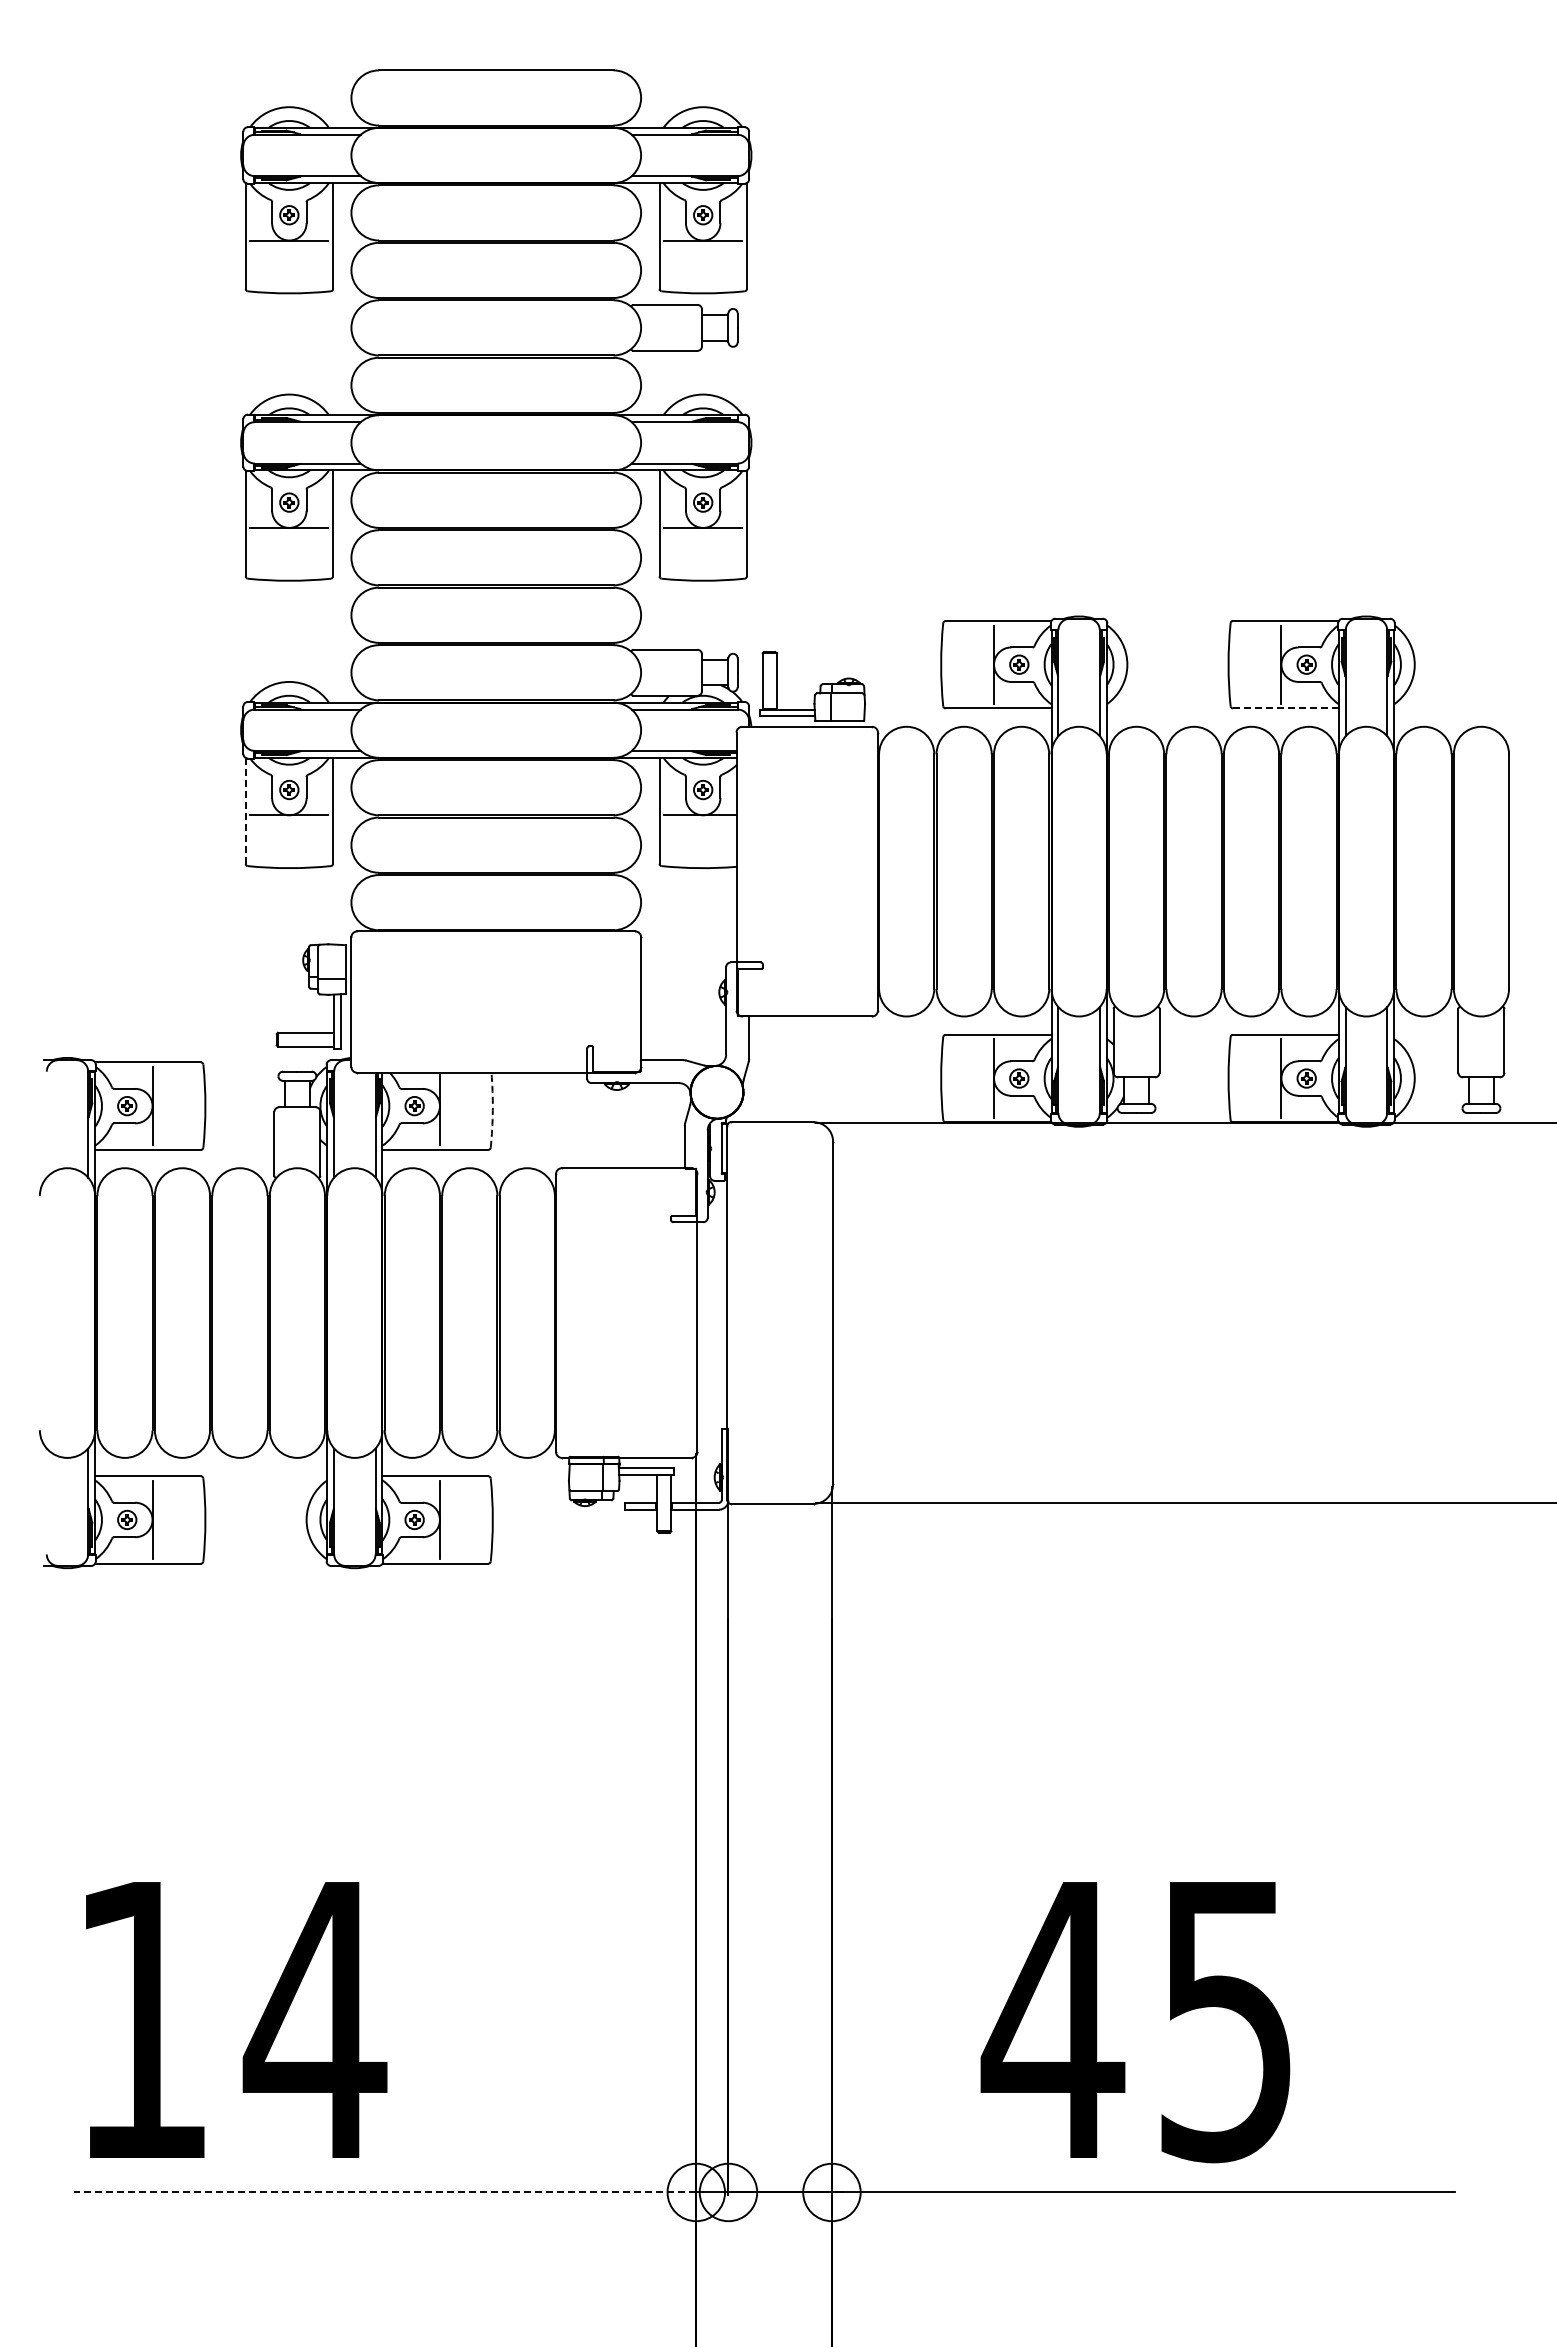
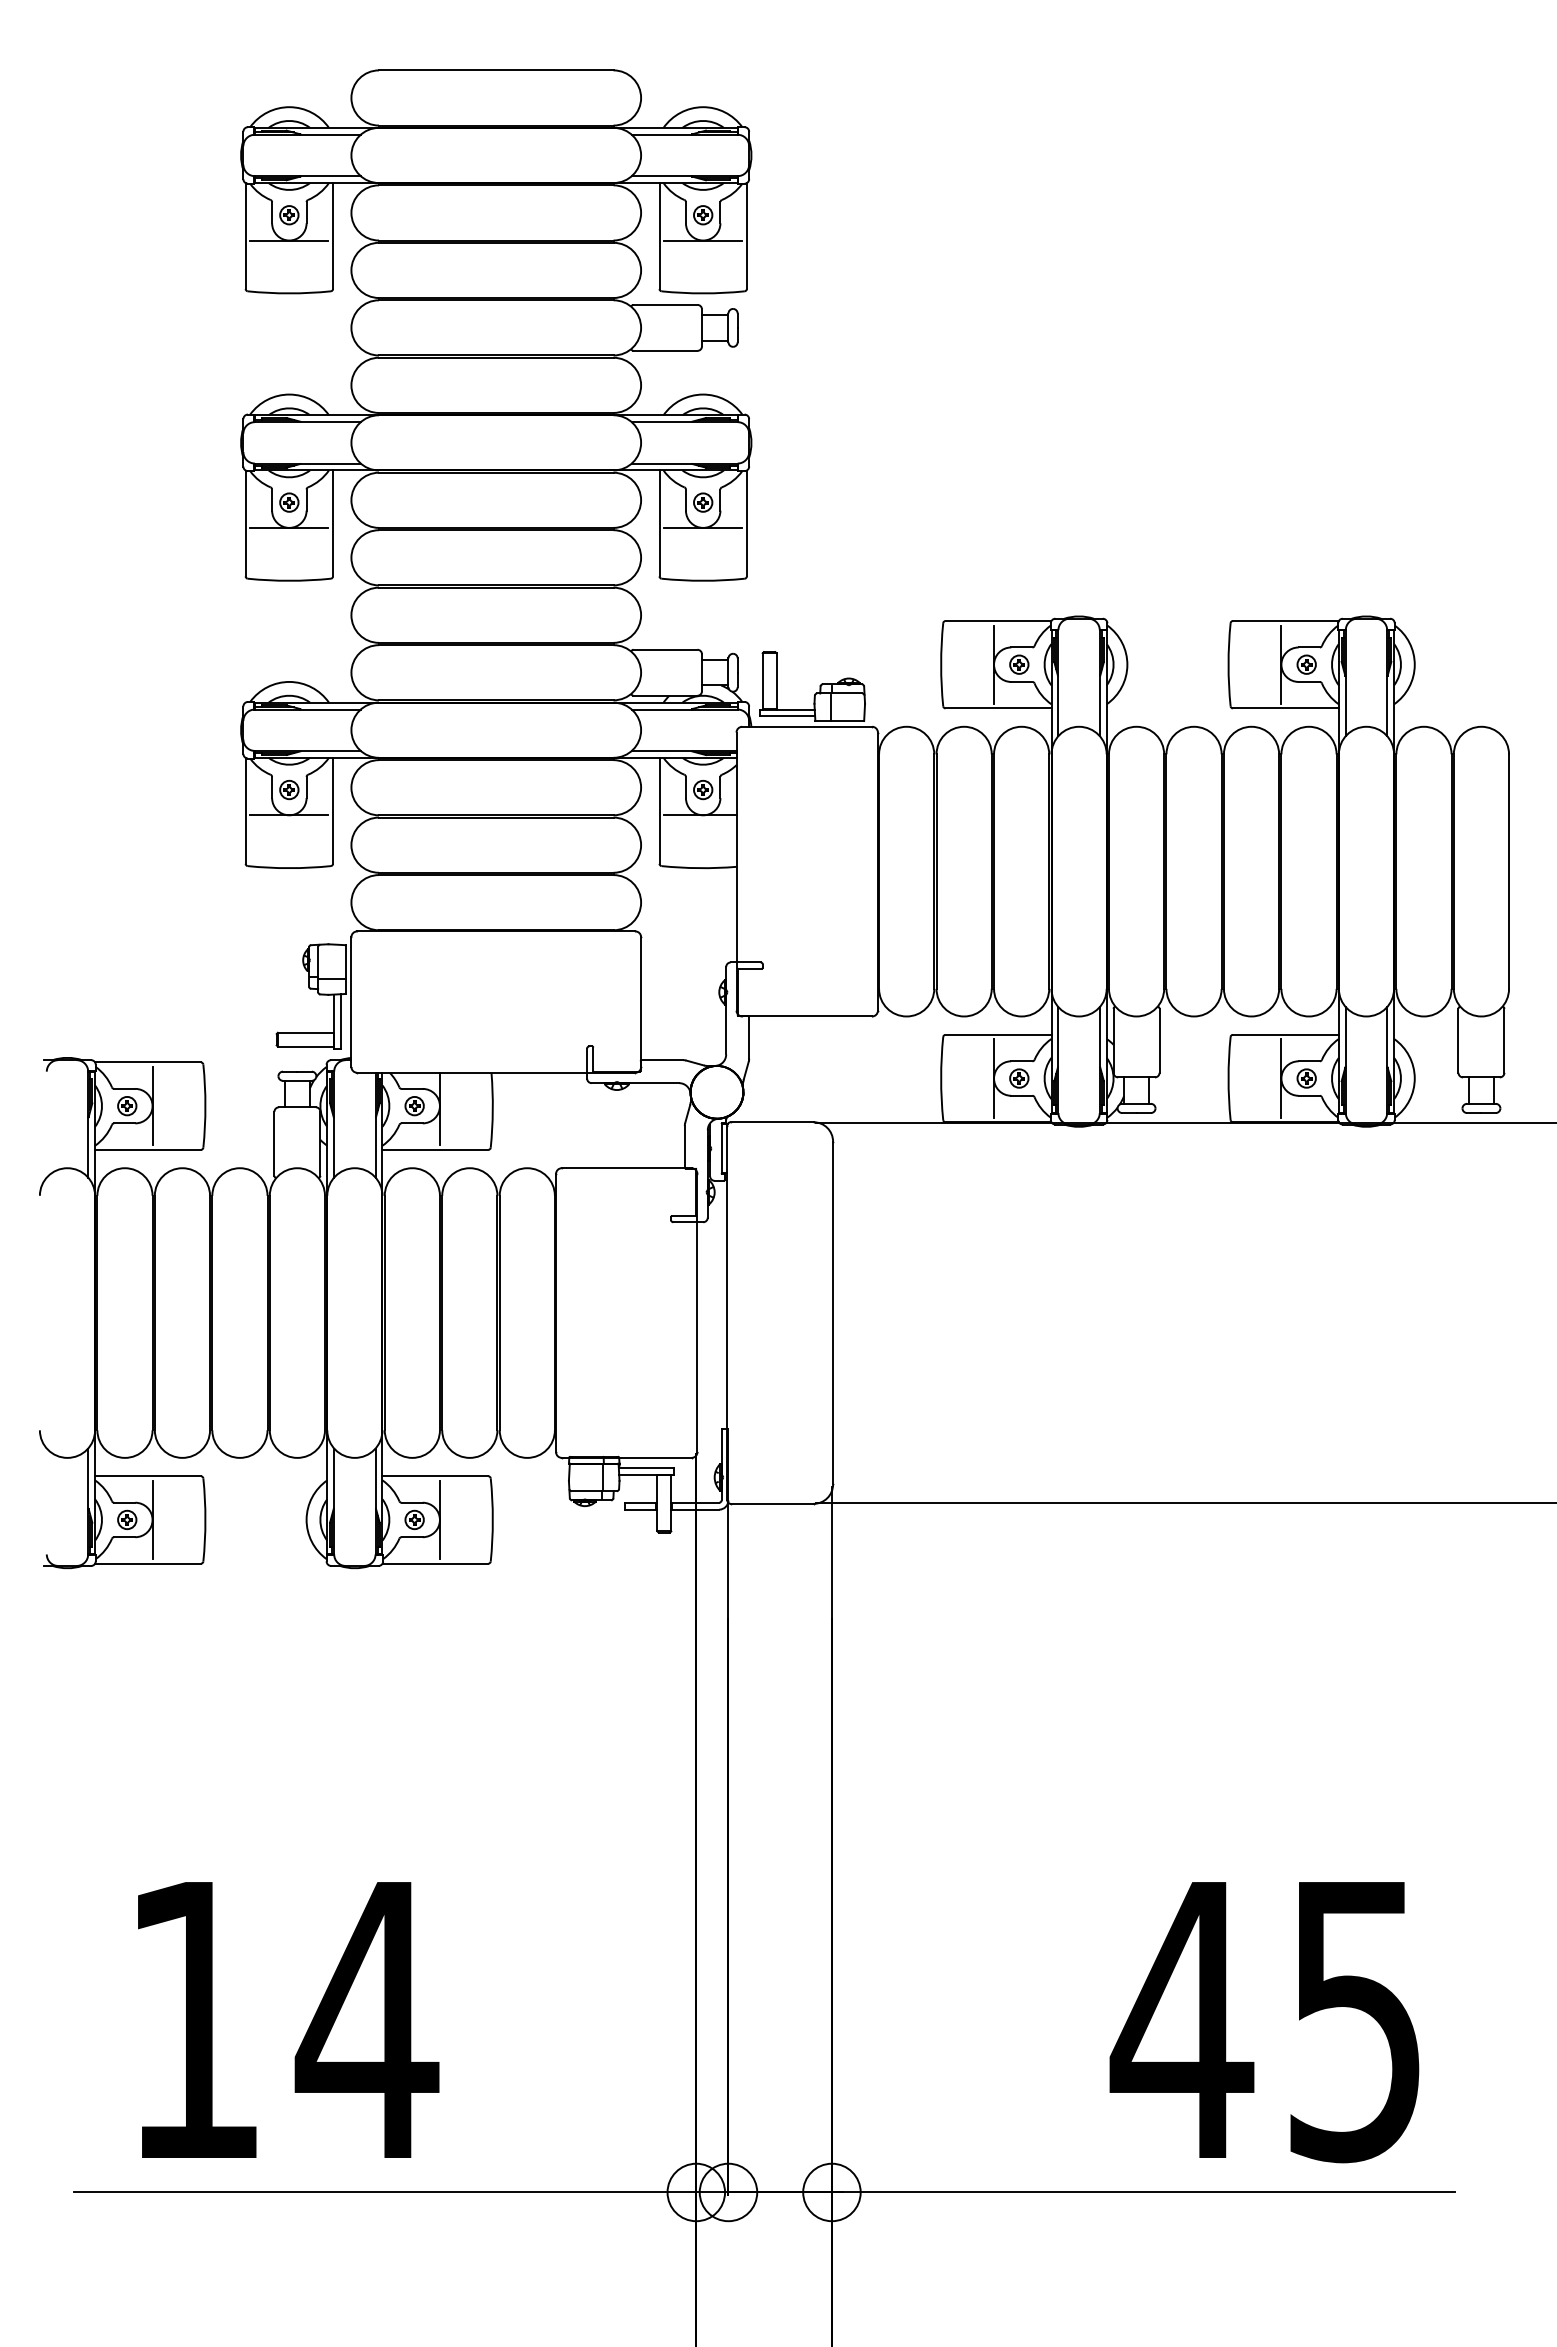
line: dashed -> solid (1285, 708)
line: dashed -> solid (245, 810)
arc: dashed -> solid (492, 1110)
text position: (236, 2019) -> (288, 2019) (288, 2019)
text position: (1135, 2022) -> (1264, 2022) (1264, 2022)
line: dashed -> solid (384, 2192)
